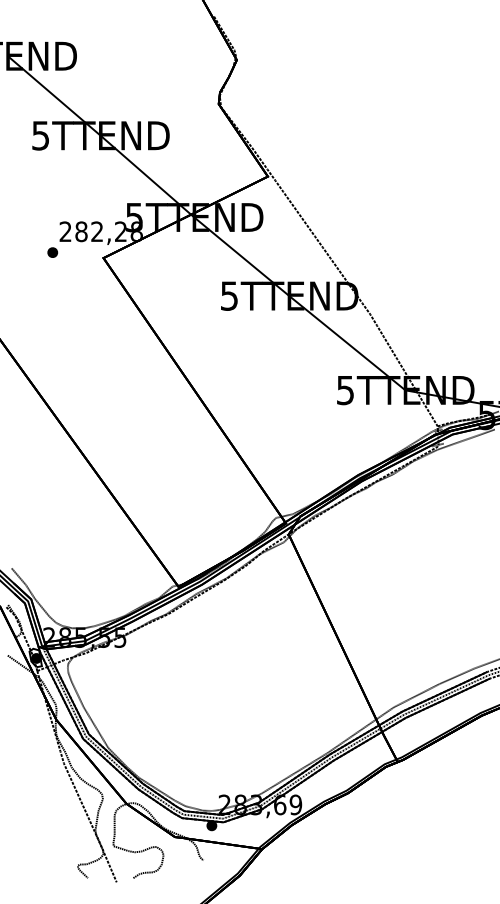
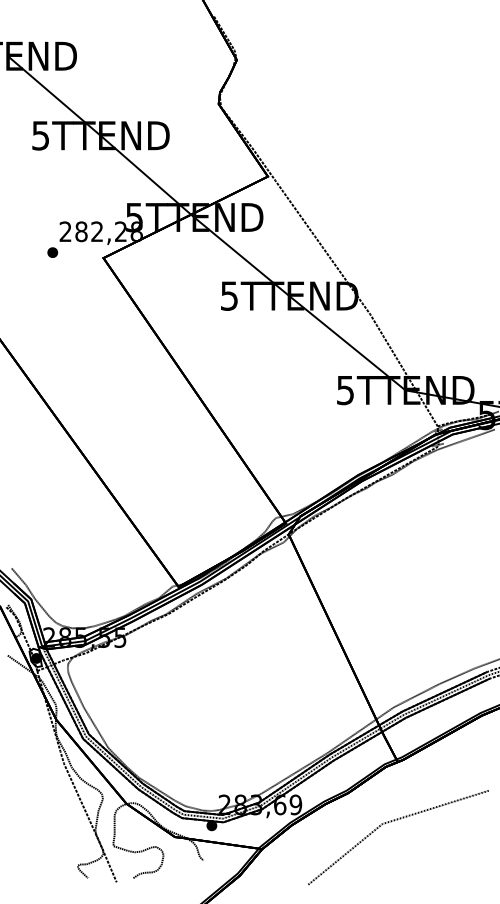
curve: none -> present (394, 821)
